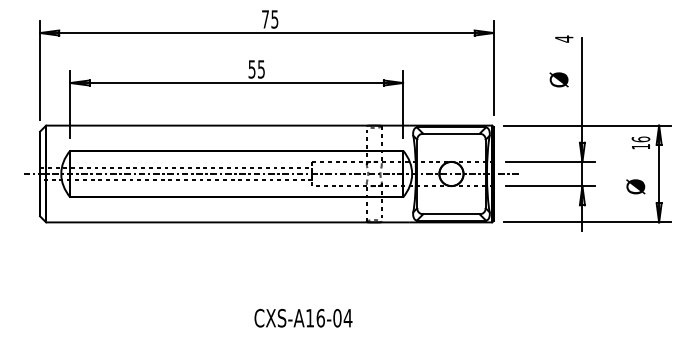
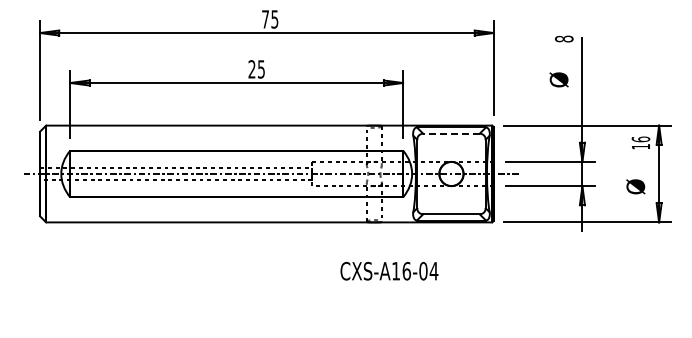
text: 4 -> 8 (564, 38)
text: 55 -> 25 (251, 69)
line: solid -> dashed (450, 133)
text position: (303, 317) -> (389, 270) (389, 270)
